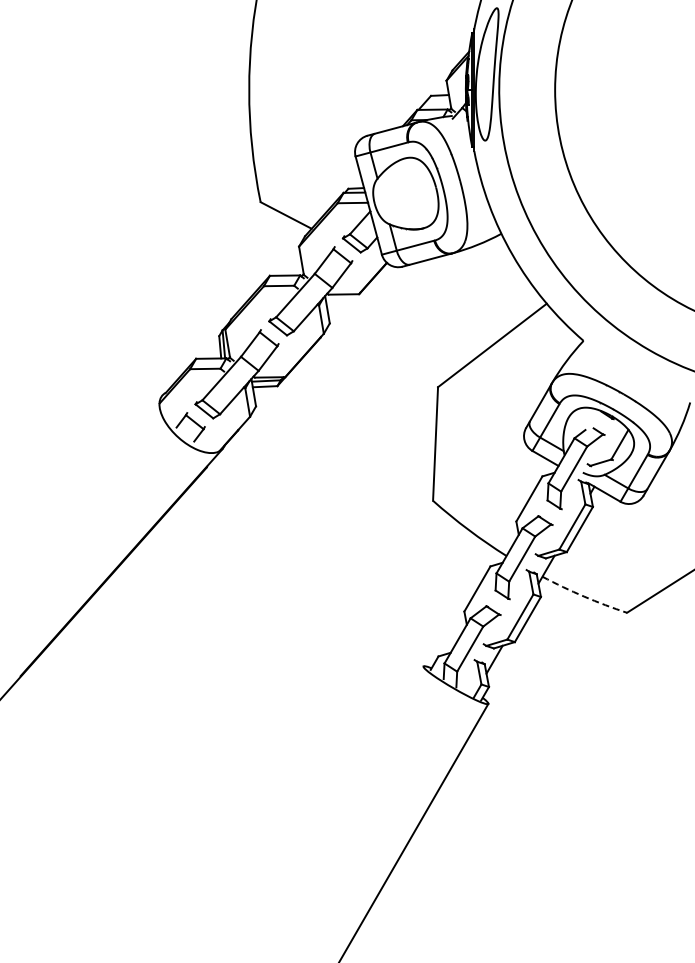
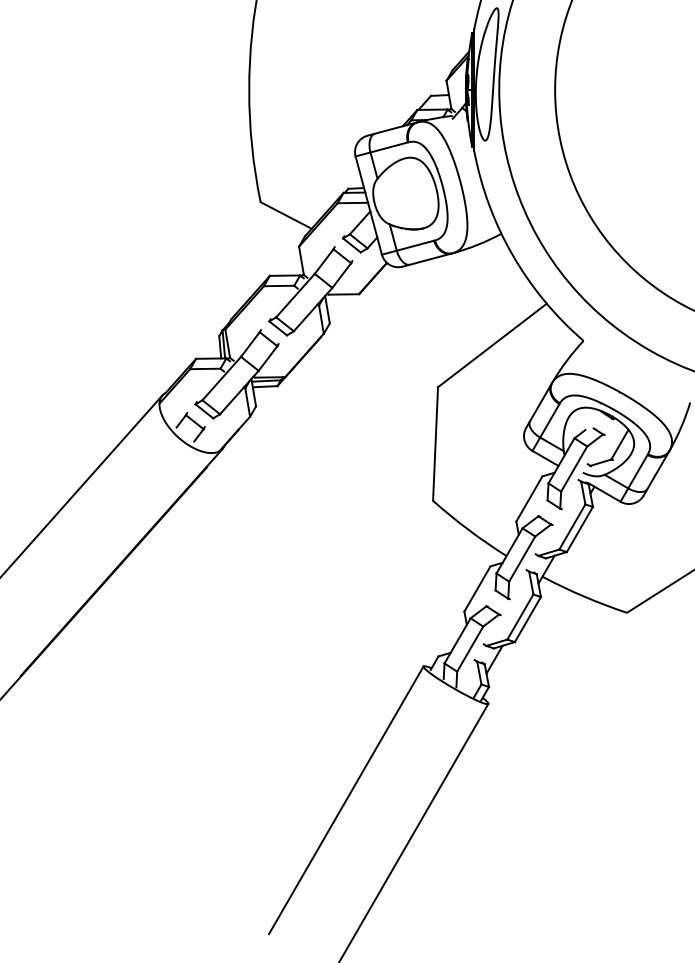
line: none -> present (82, 485)
arc: dashed -> solid (584, 596)
line: none -> present (346, 800)
